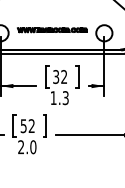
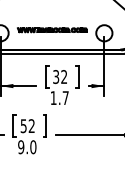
text: 1.3 -> 1.7 (65, 98)
text: 2.0 -> 9.0 (21, 147)
